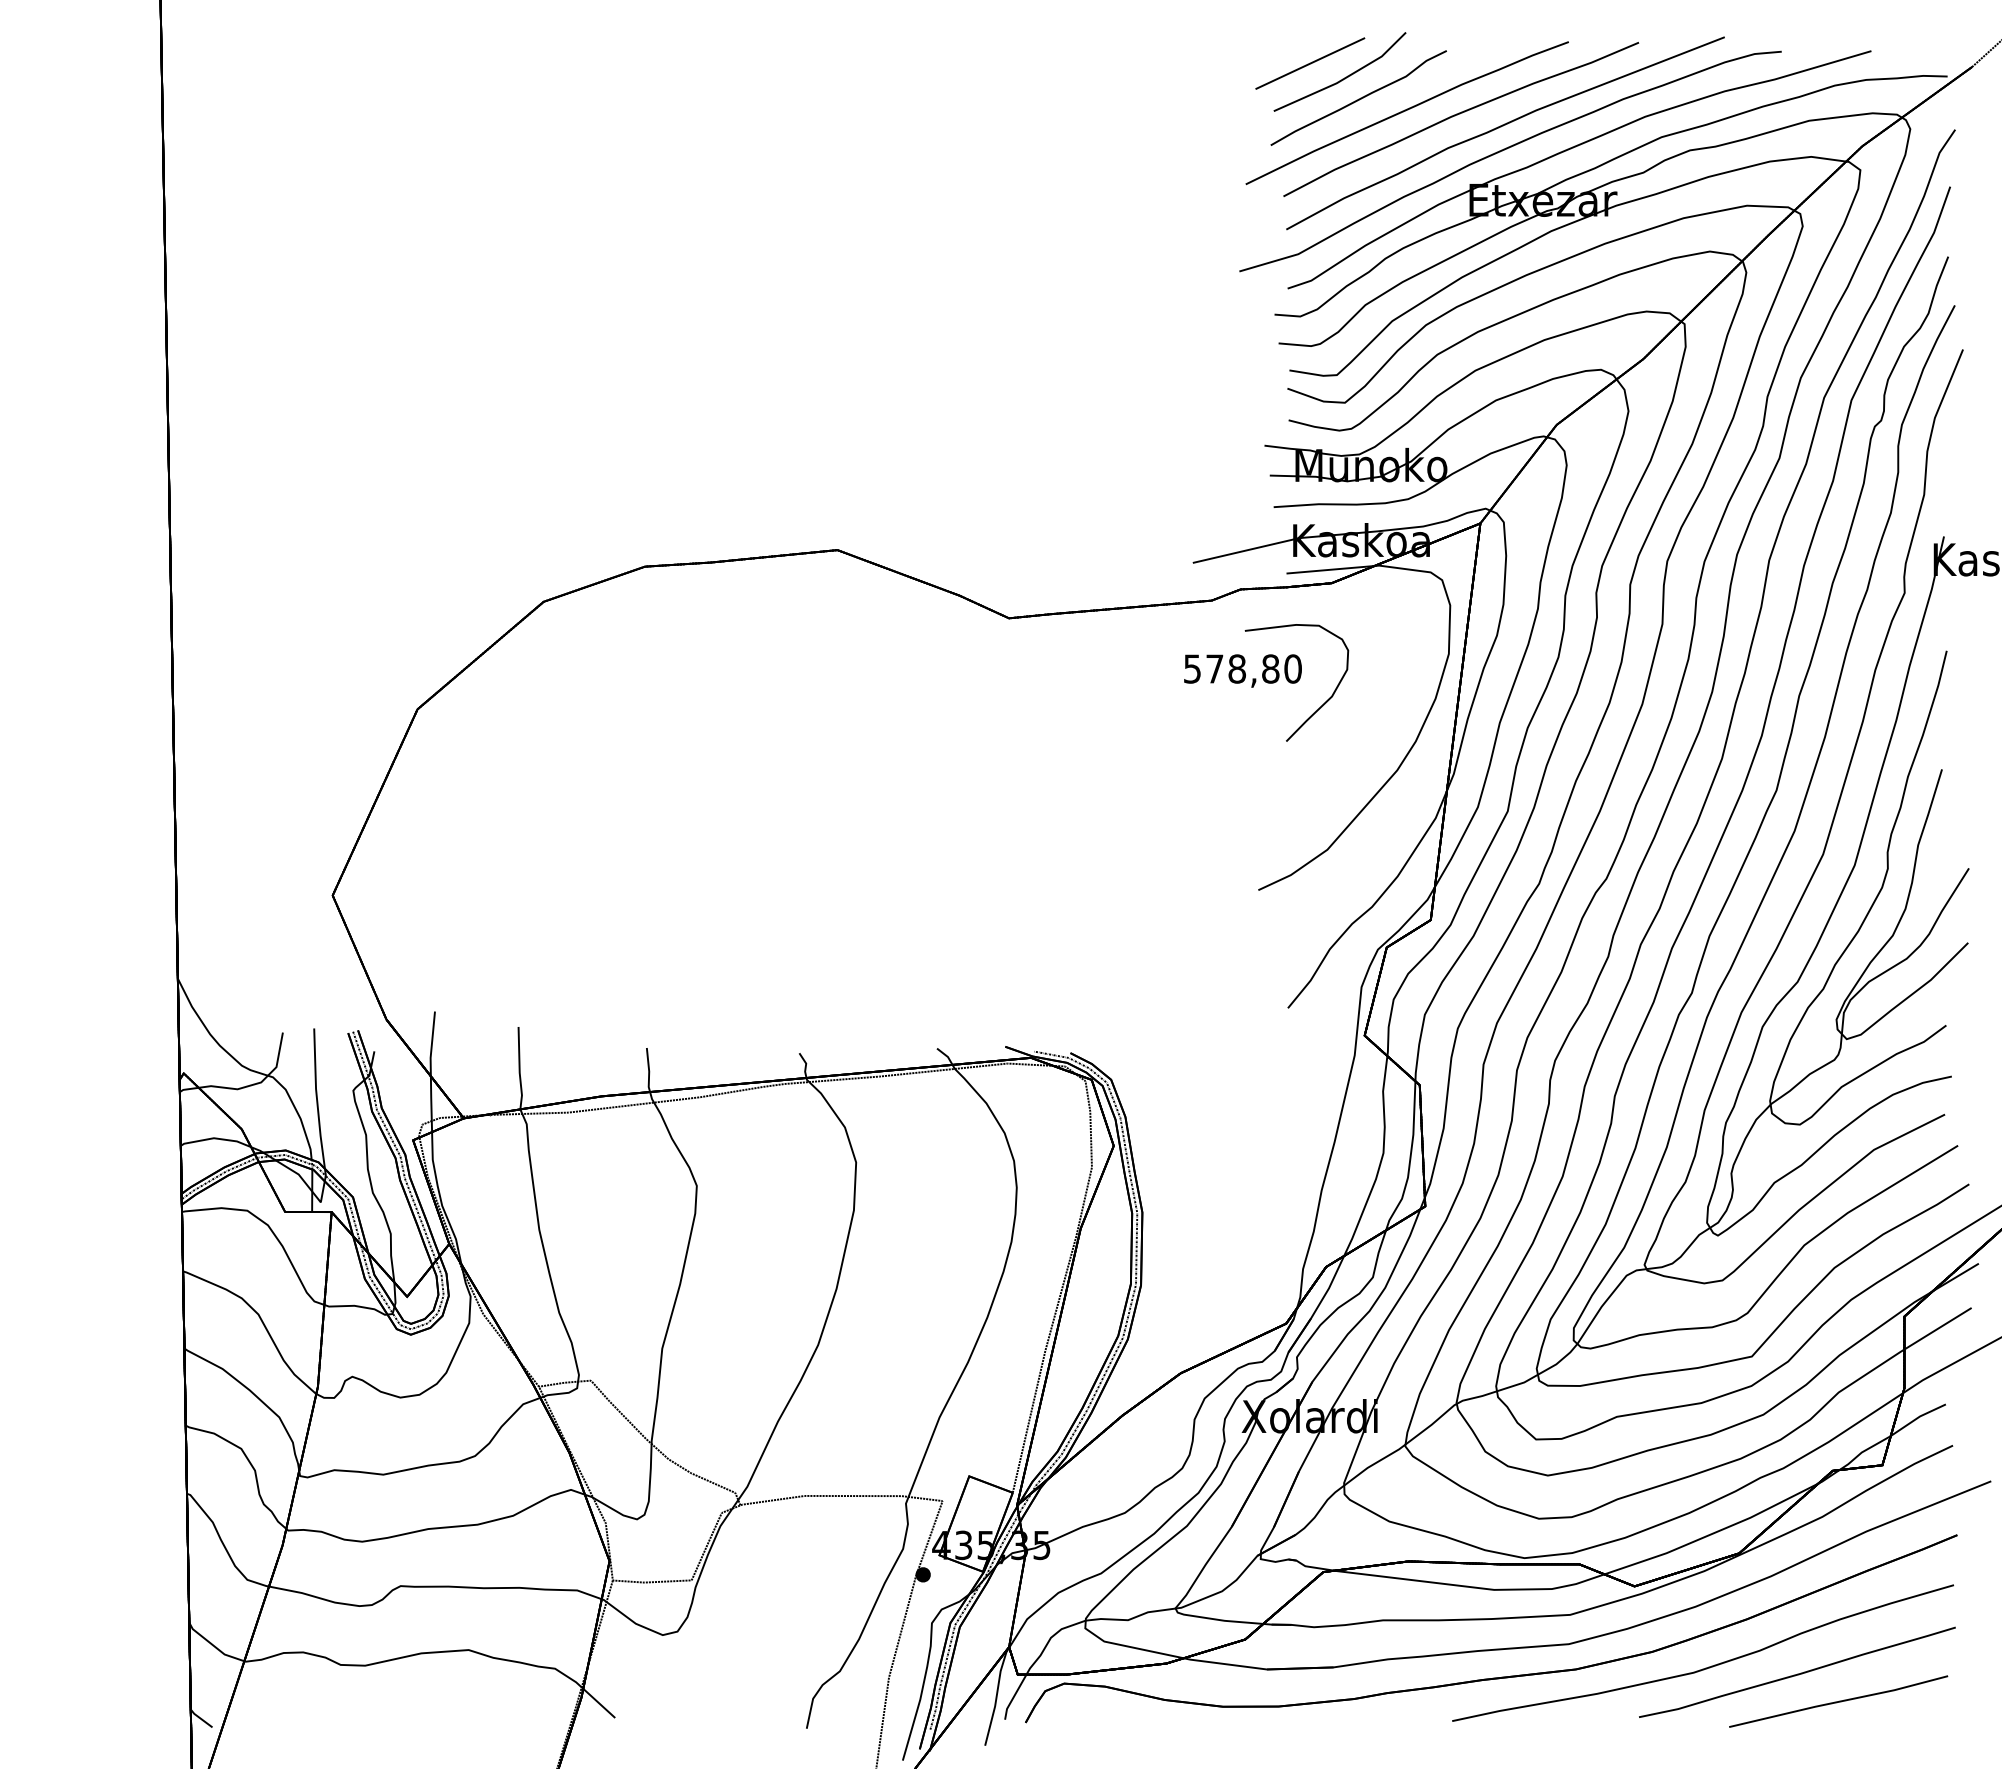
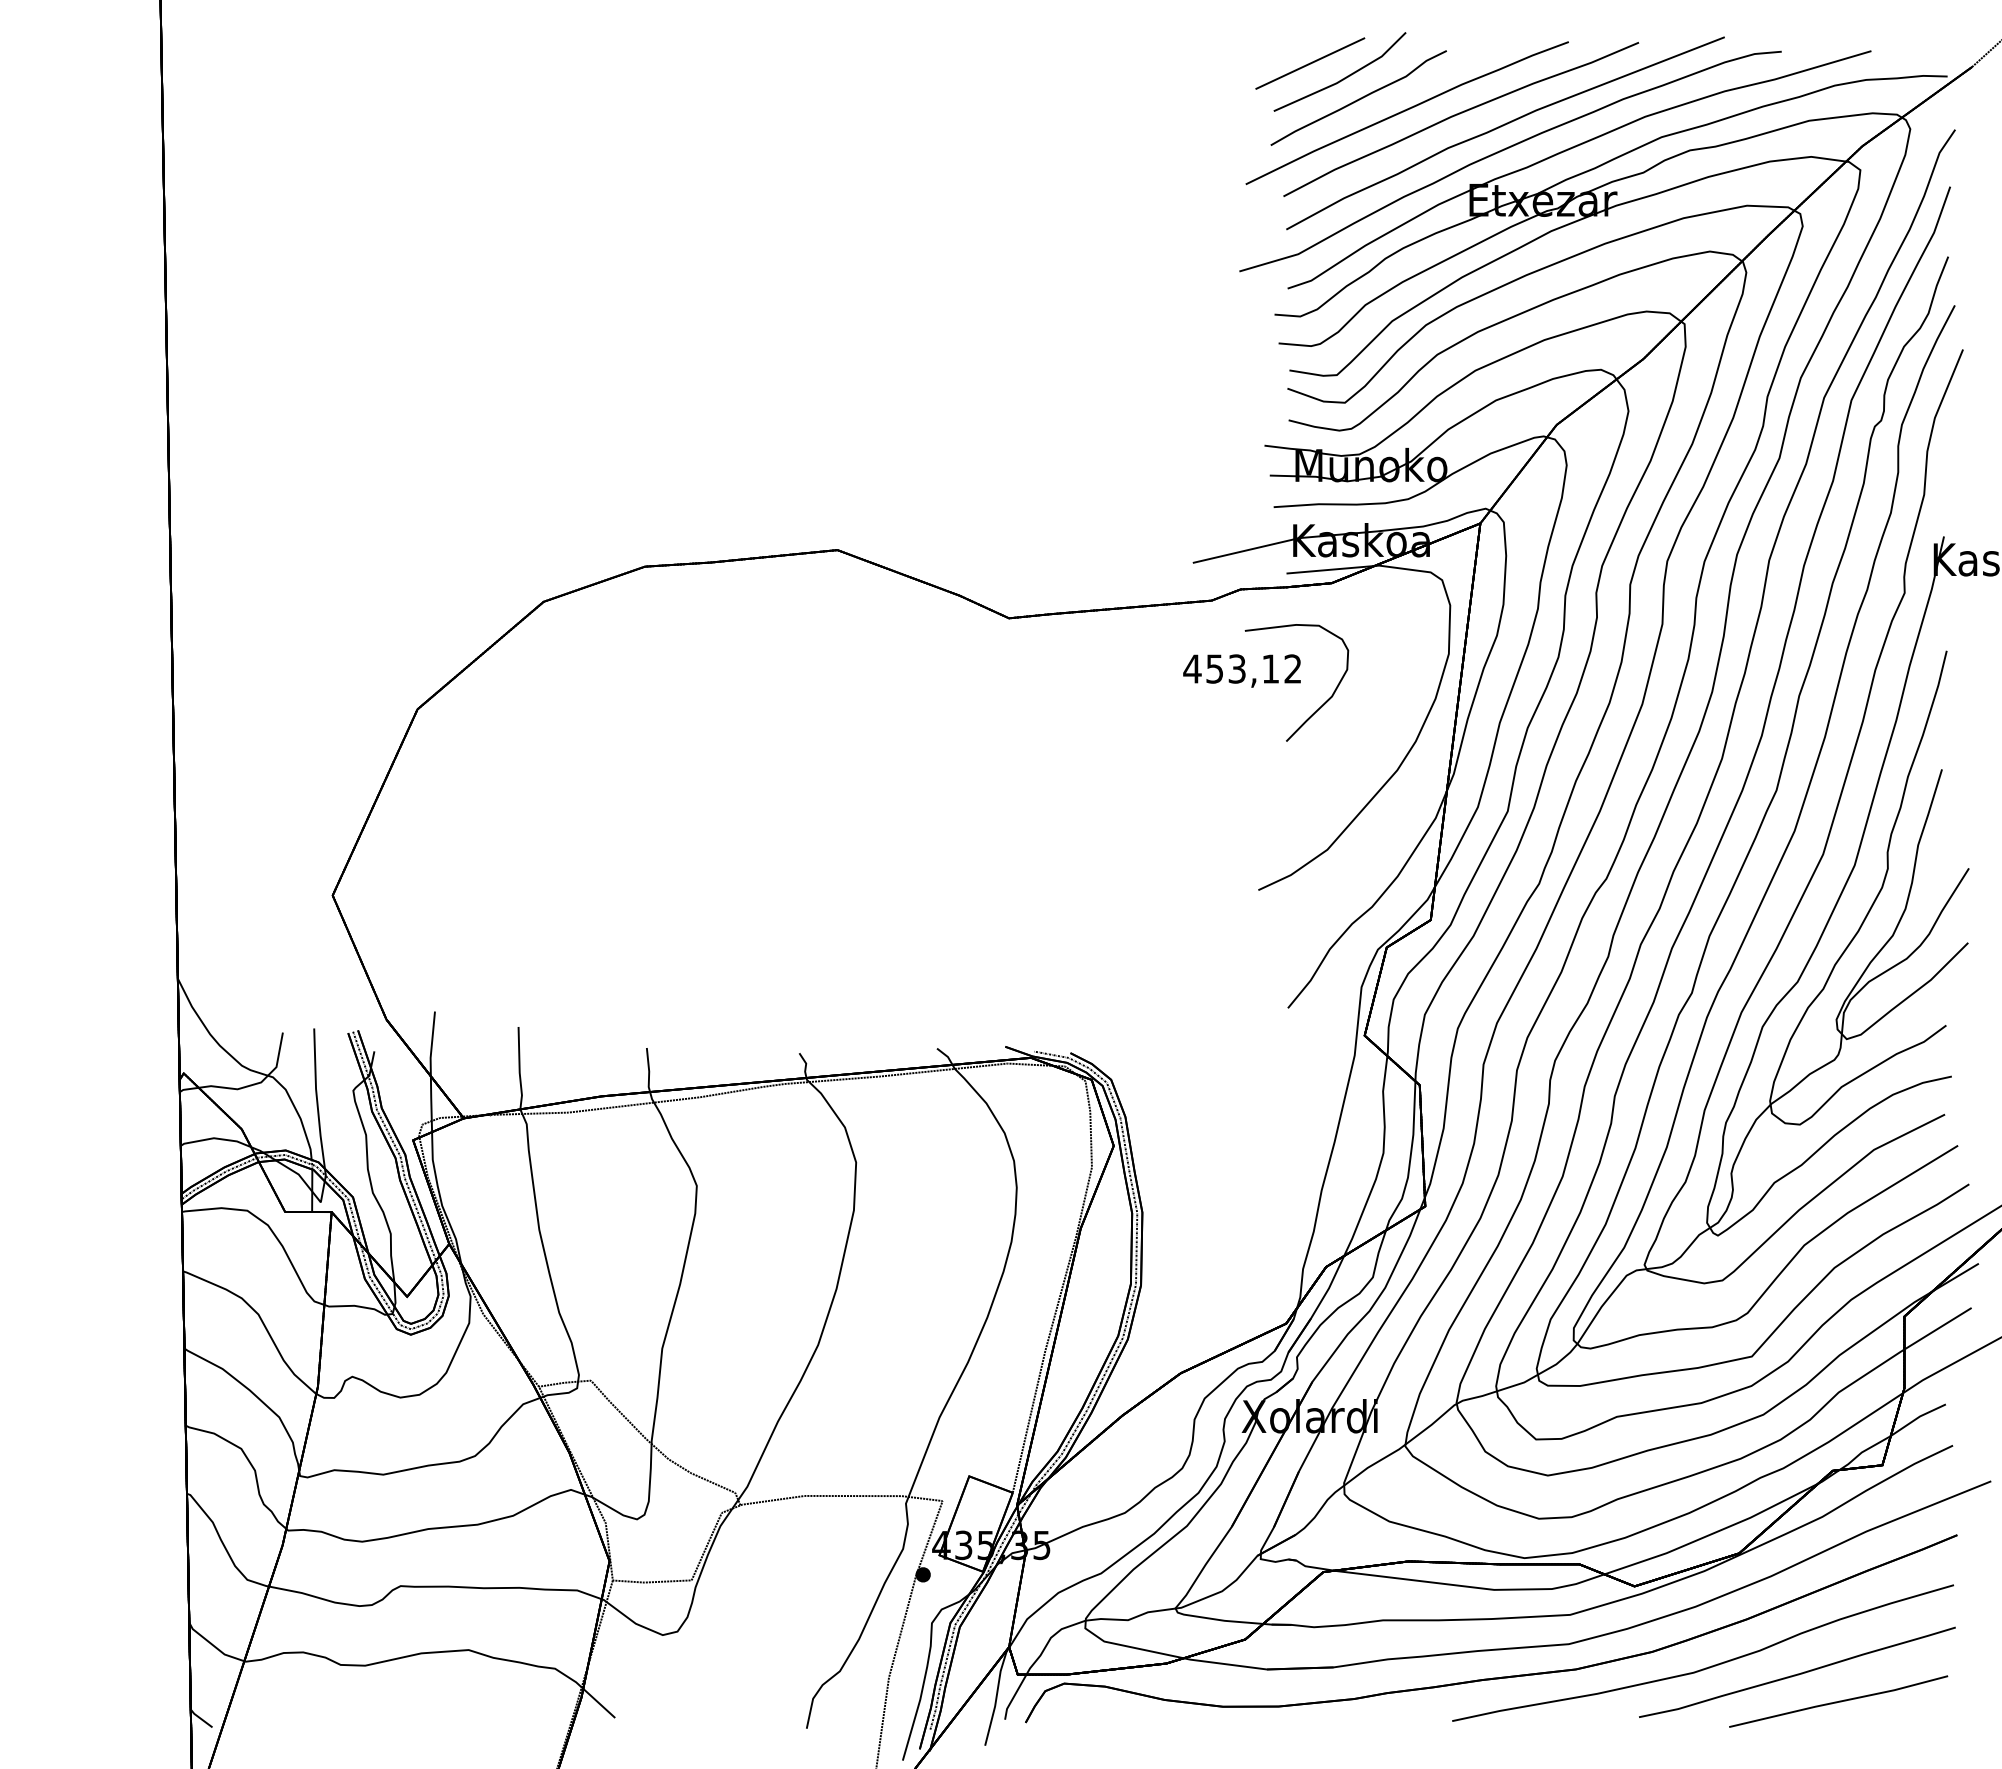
text: 578,80 -> 453,12 (1242, 668)
